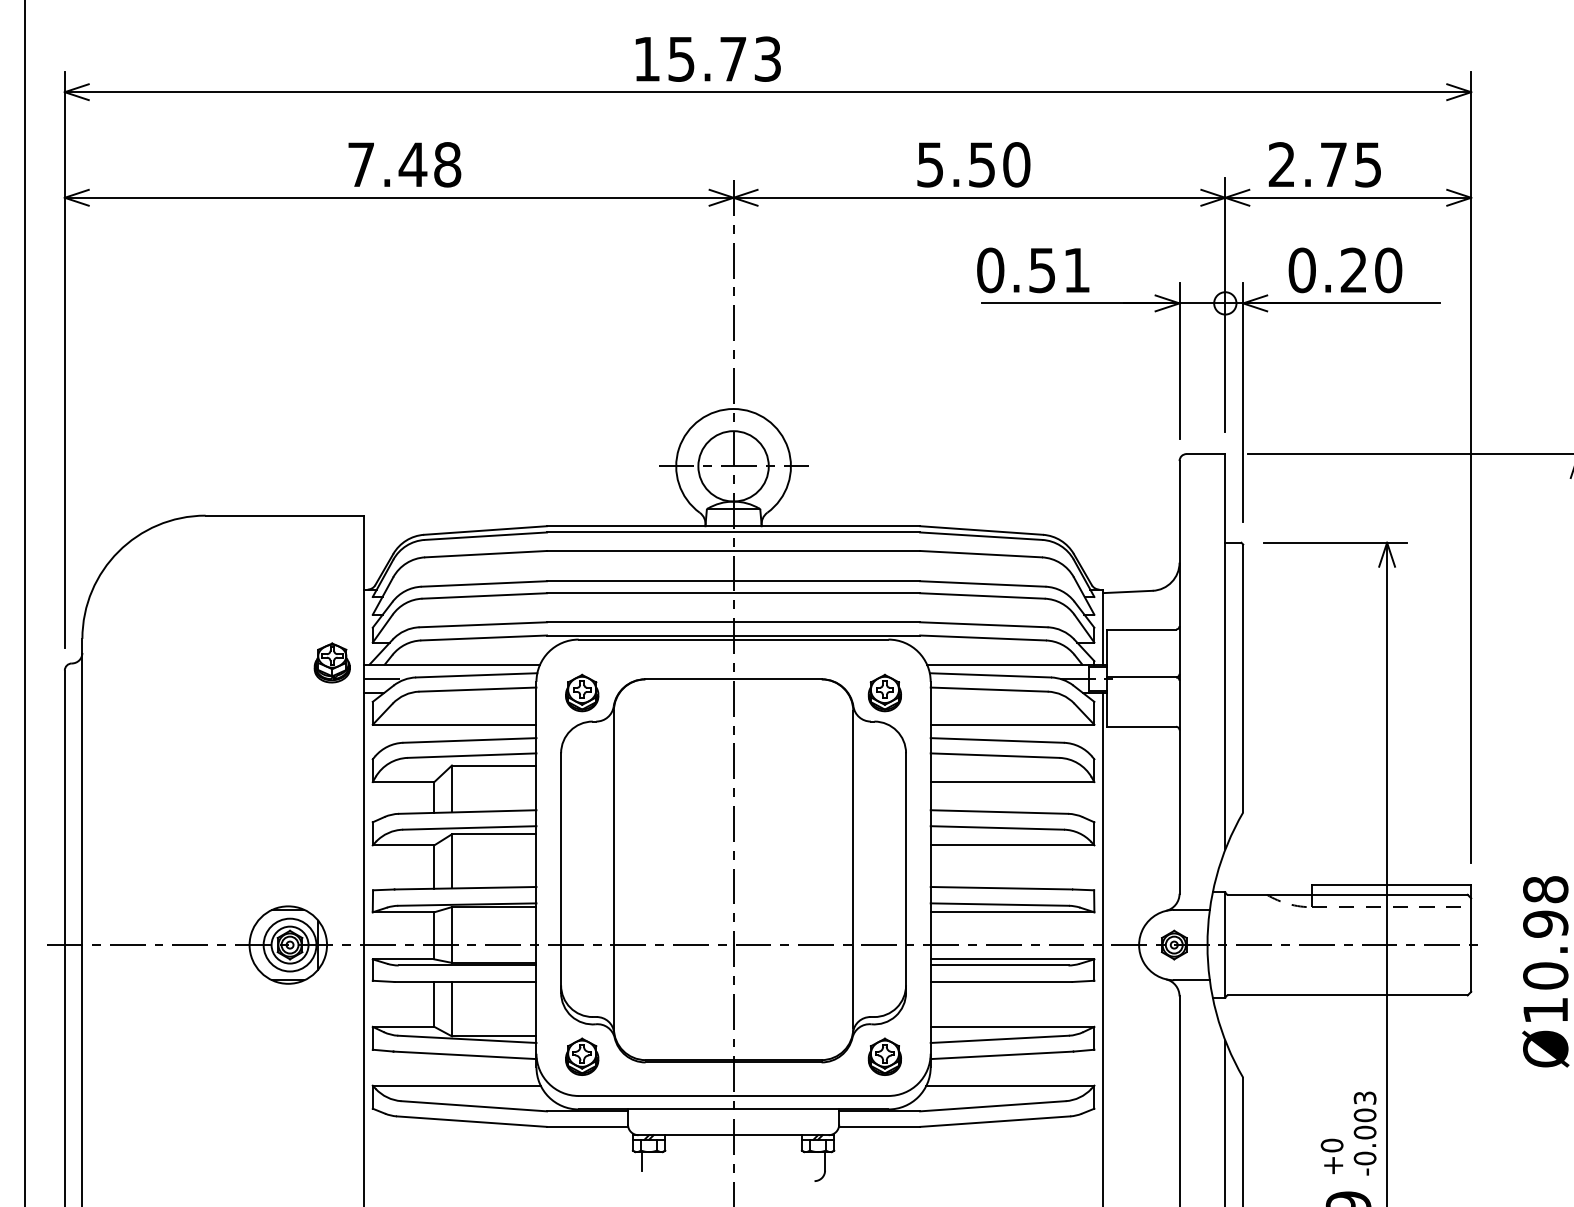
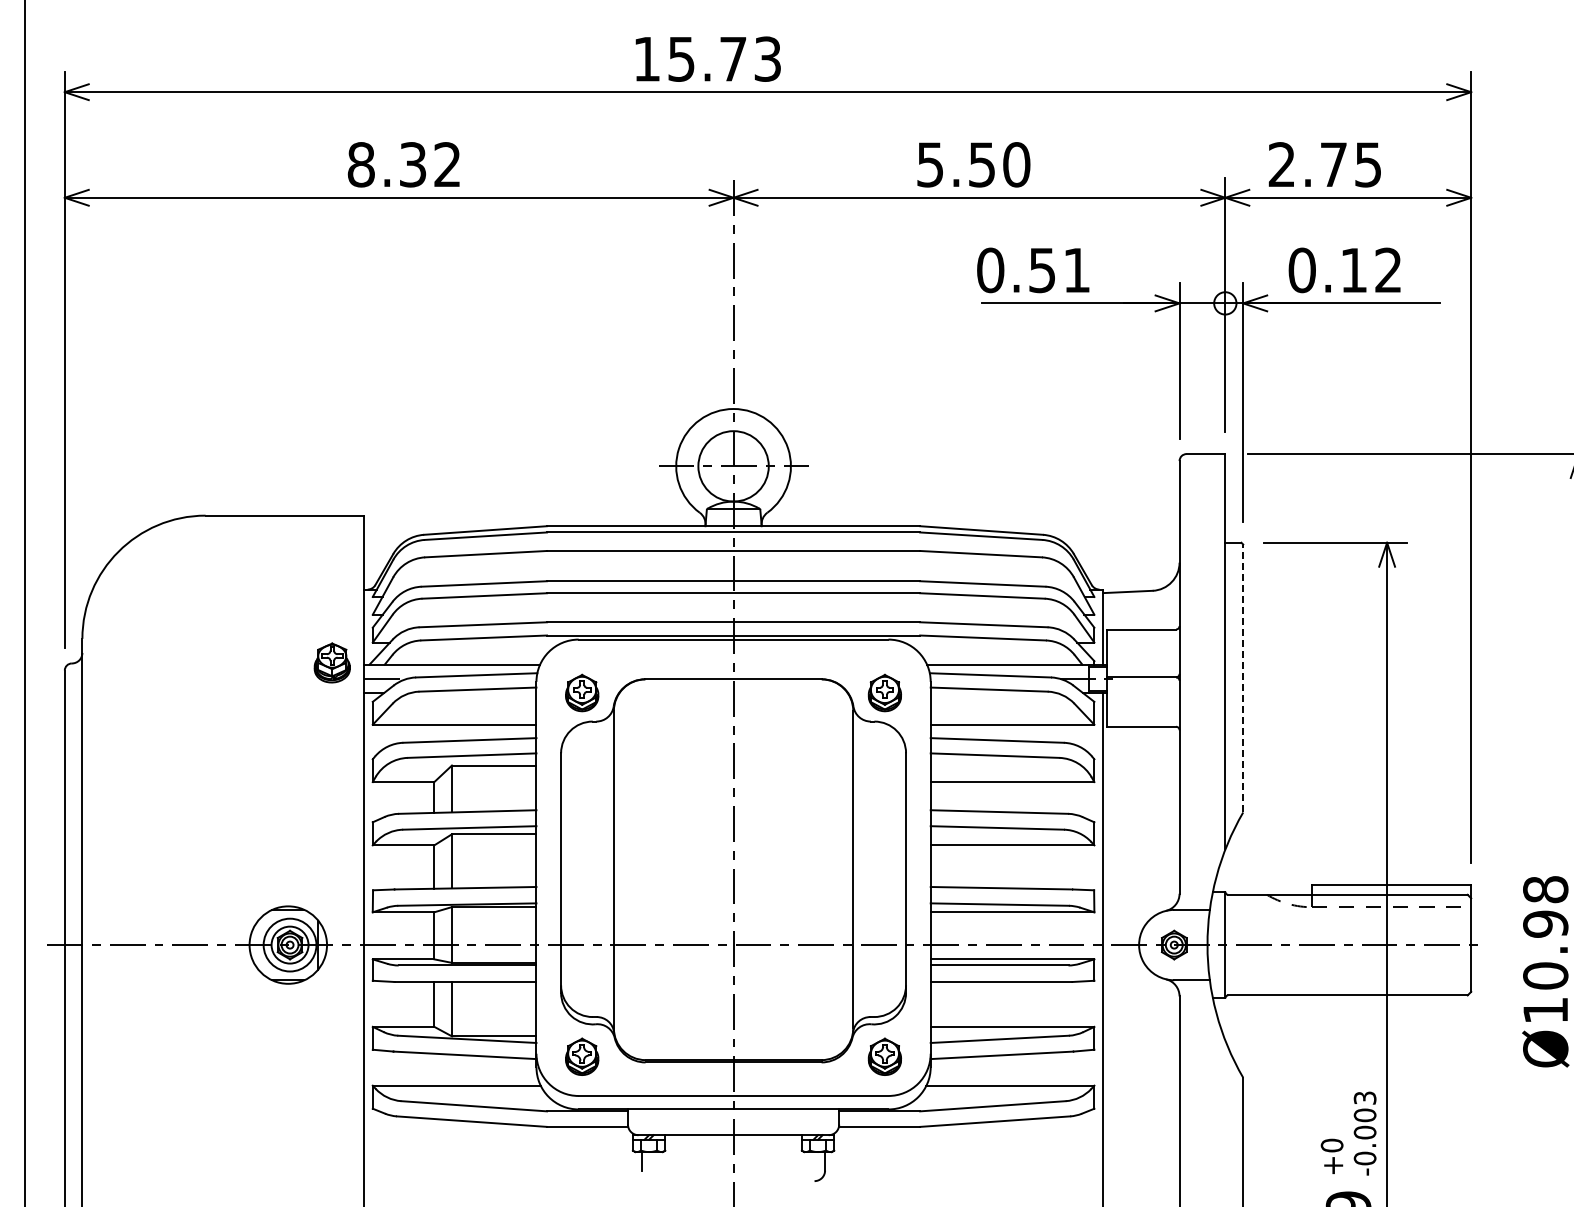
text: 7.48 -> 8.32 (404, 164)
text: 0.20 -> 0.12 (1371, 270)
line: solid -> dashed (1243, 678)
line: present -> none (1225, 1122)
